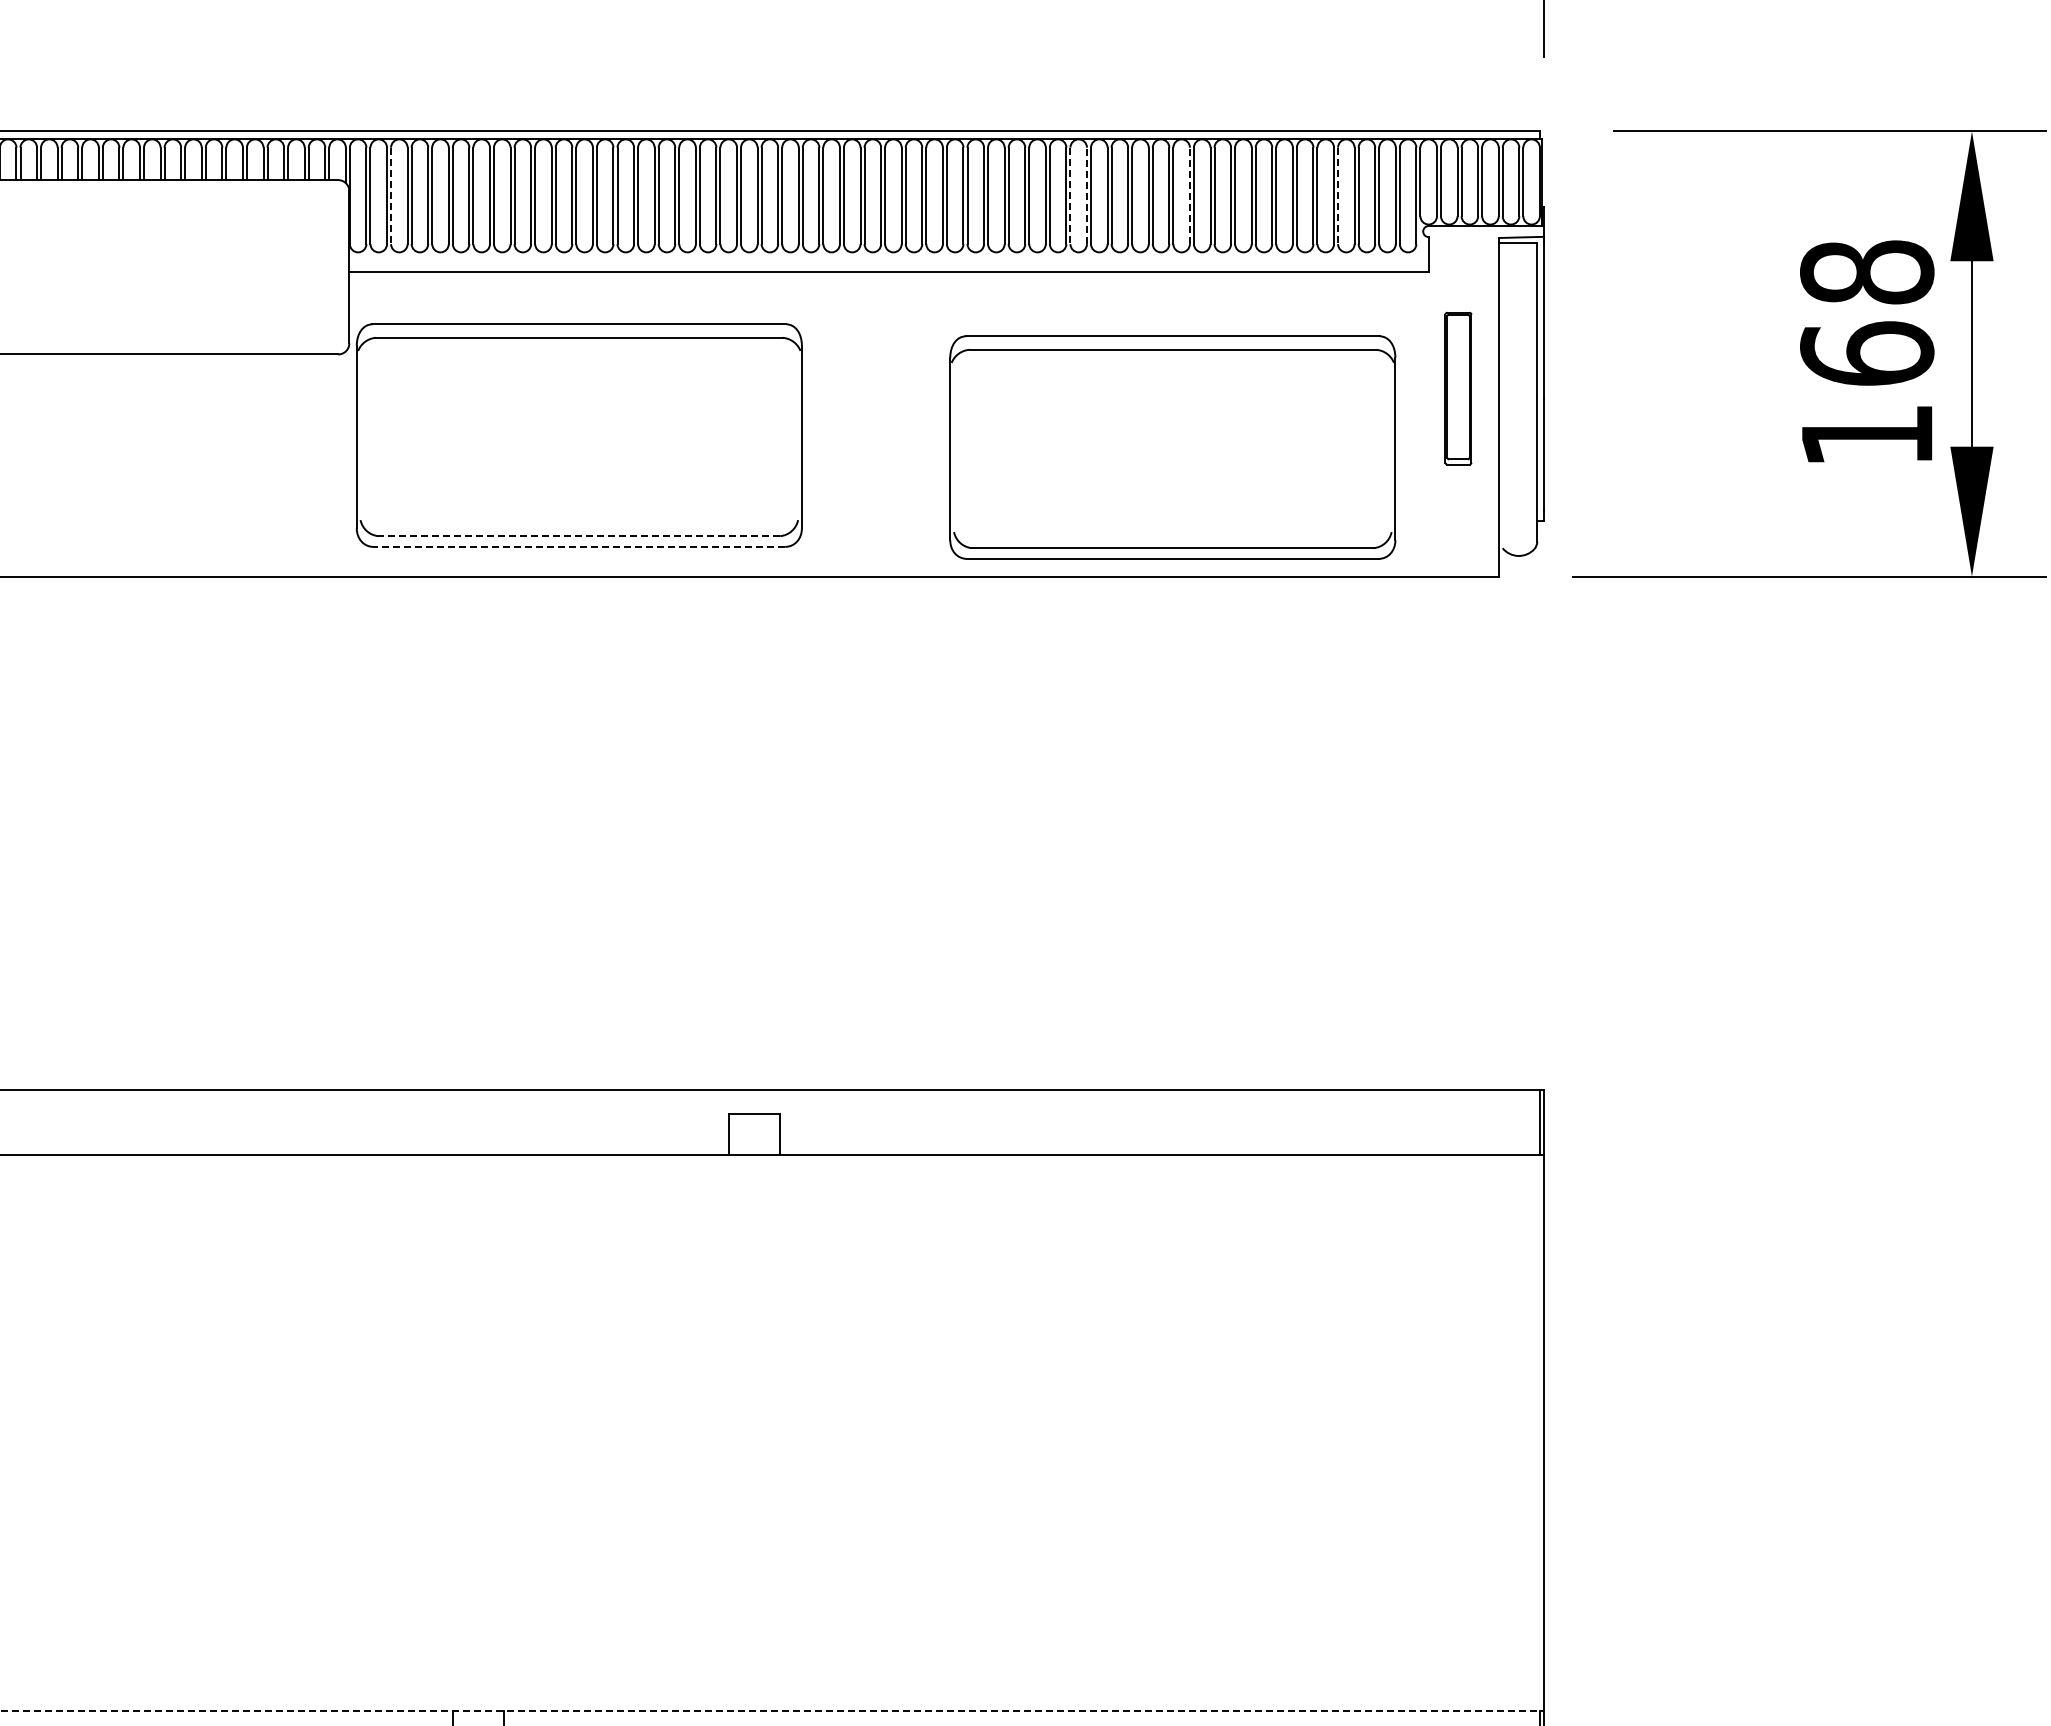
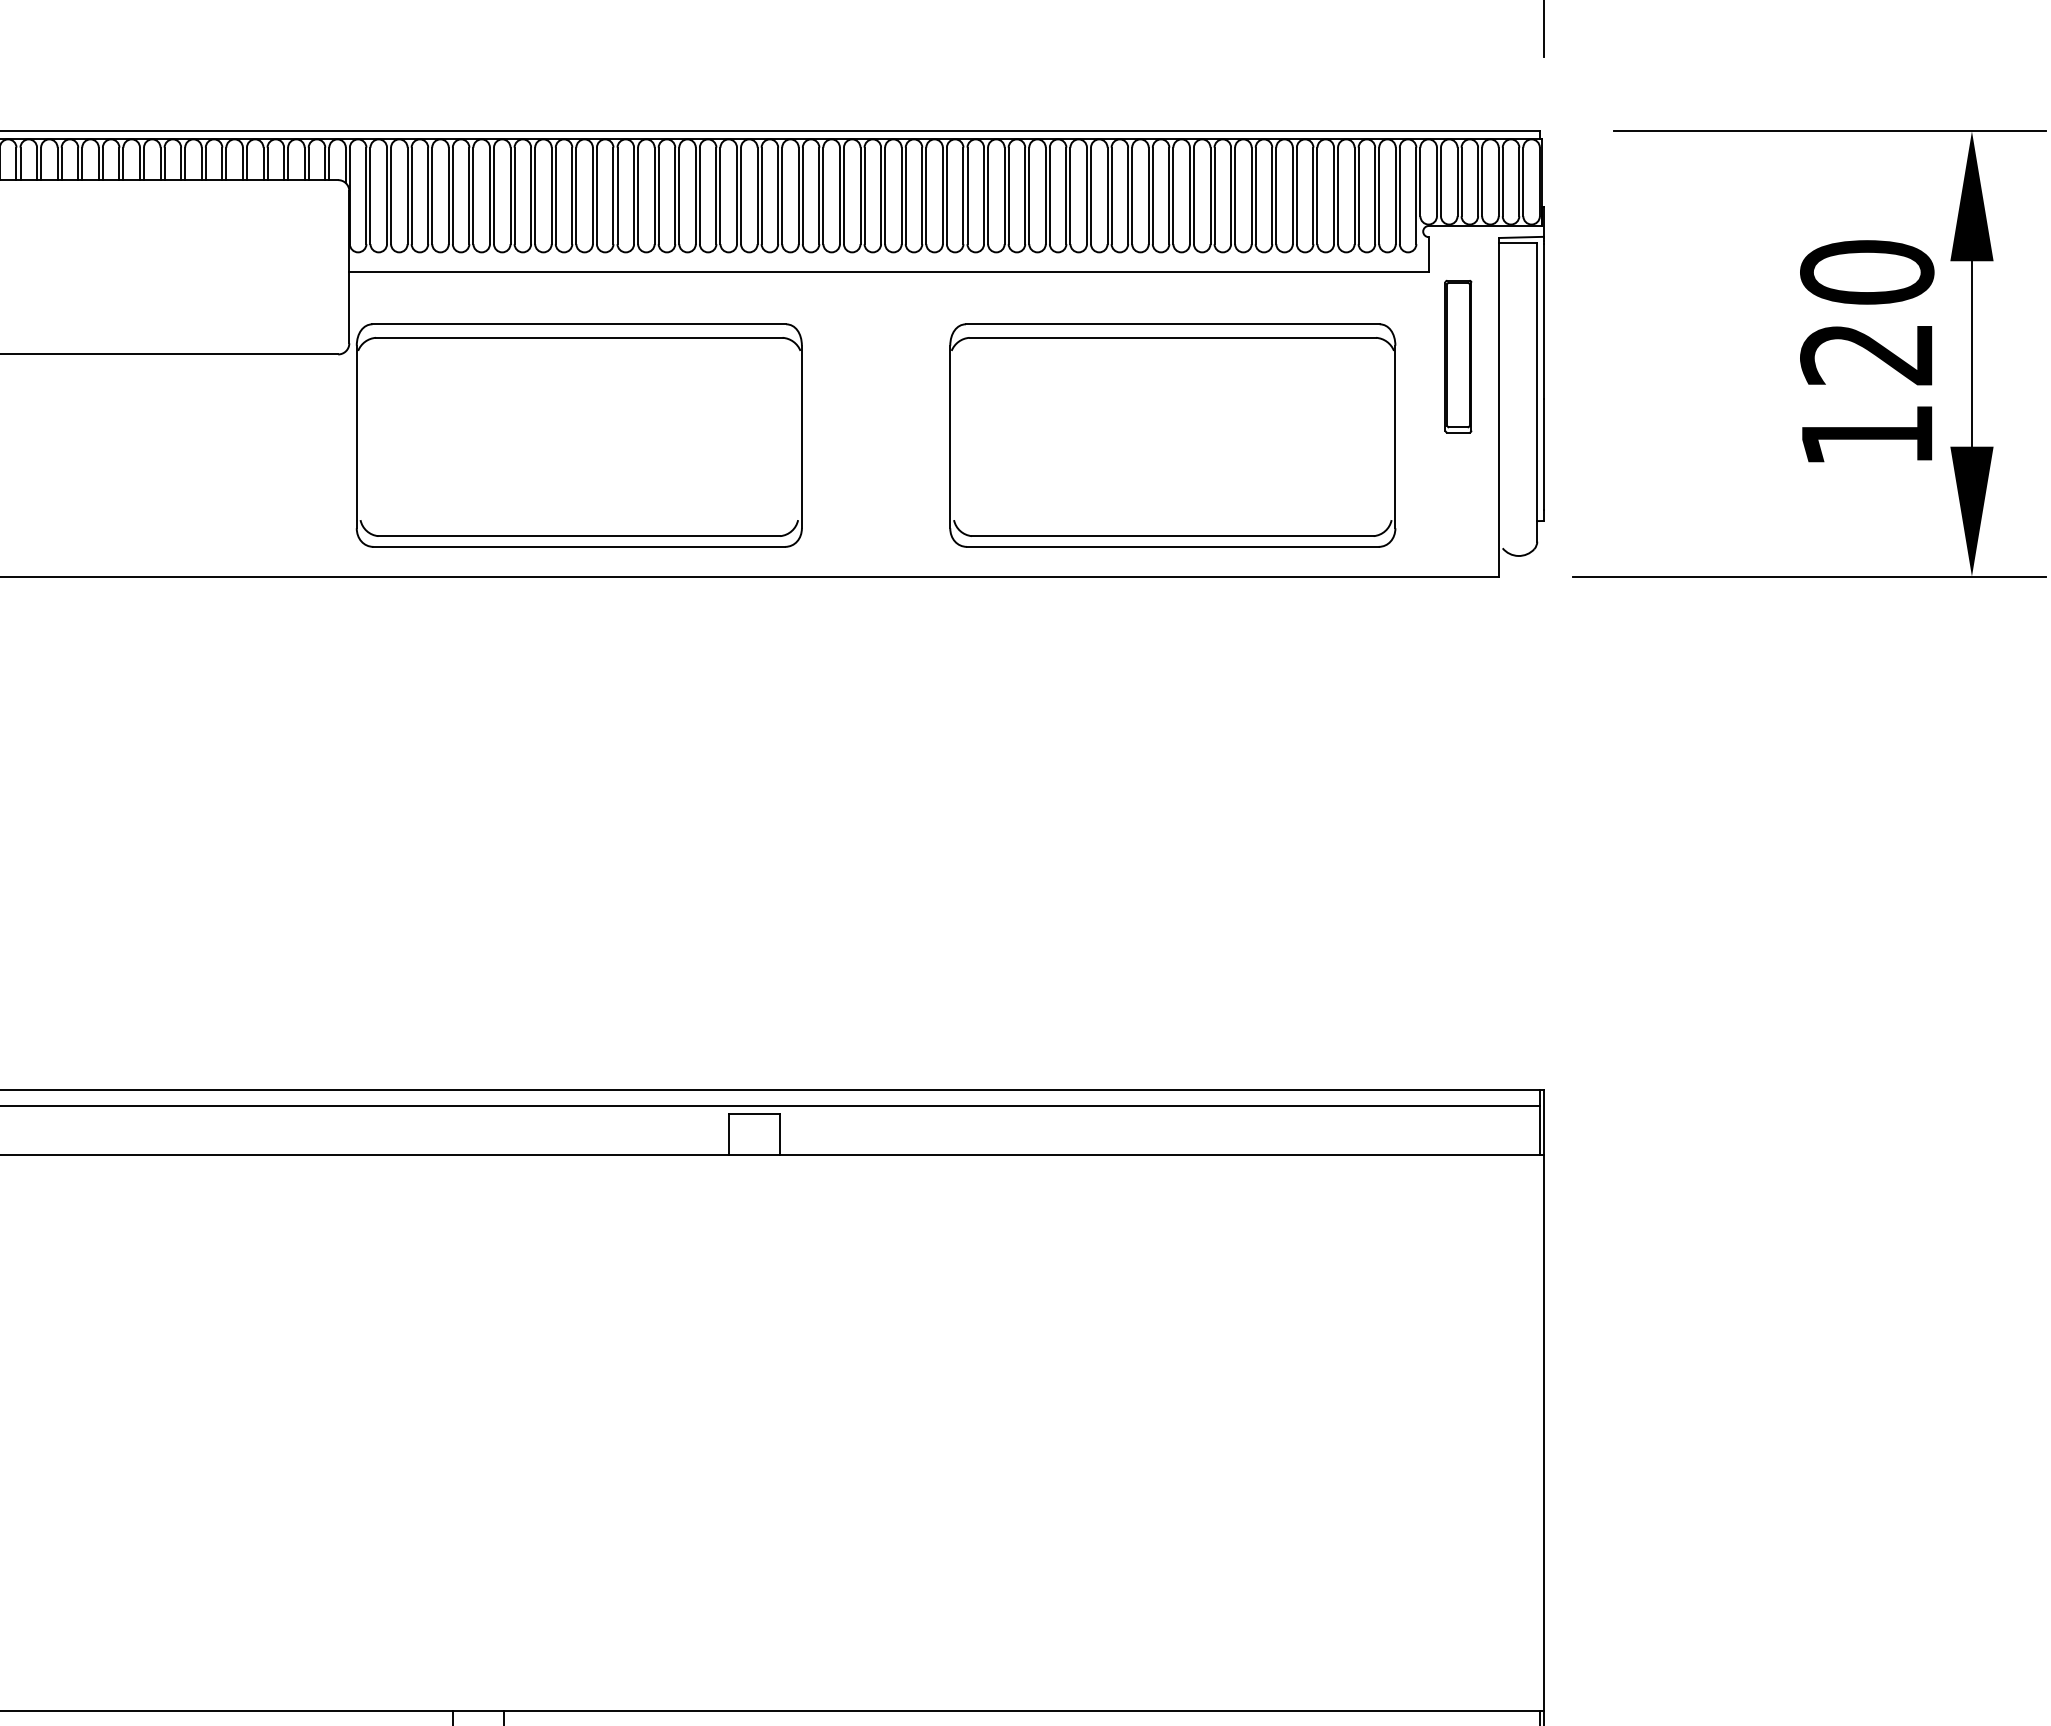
line: dashed -> solid (1086, 195)
line: dashed -> solid (1189, 195)
line: dashed -> solid (391, 196)
line: dashed -> solid (1070, 196)
line: dashed -> solid (1338, 196)
text: 168 -> 120 (1867, 312)
part position: (1458, 388) -> (1458, 356) (1458, 356)
part position: (1172, 447) -> (1172, 435) (1172, 435)
line: dashed -> solid (579, 536)
line: dashed -> solid (579, 546)
line: none -> present (771, 1105)
line: dashed -> solid (771, 1711)
